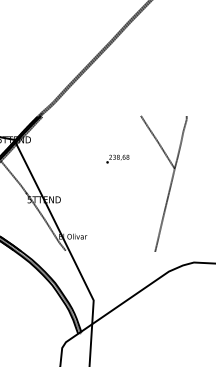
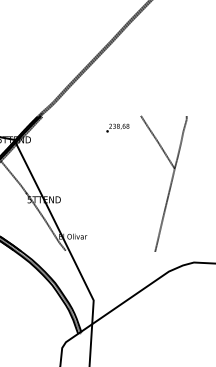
text position: (117, 158) -> (117, 127) (117, 127)
